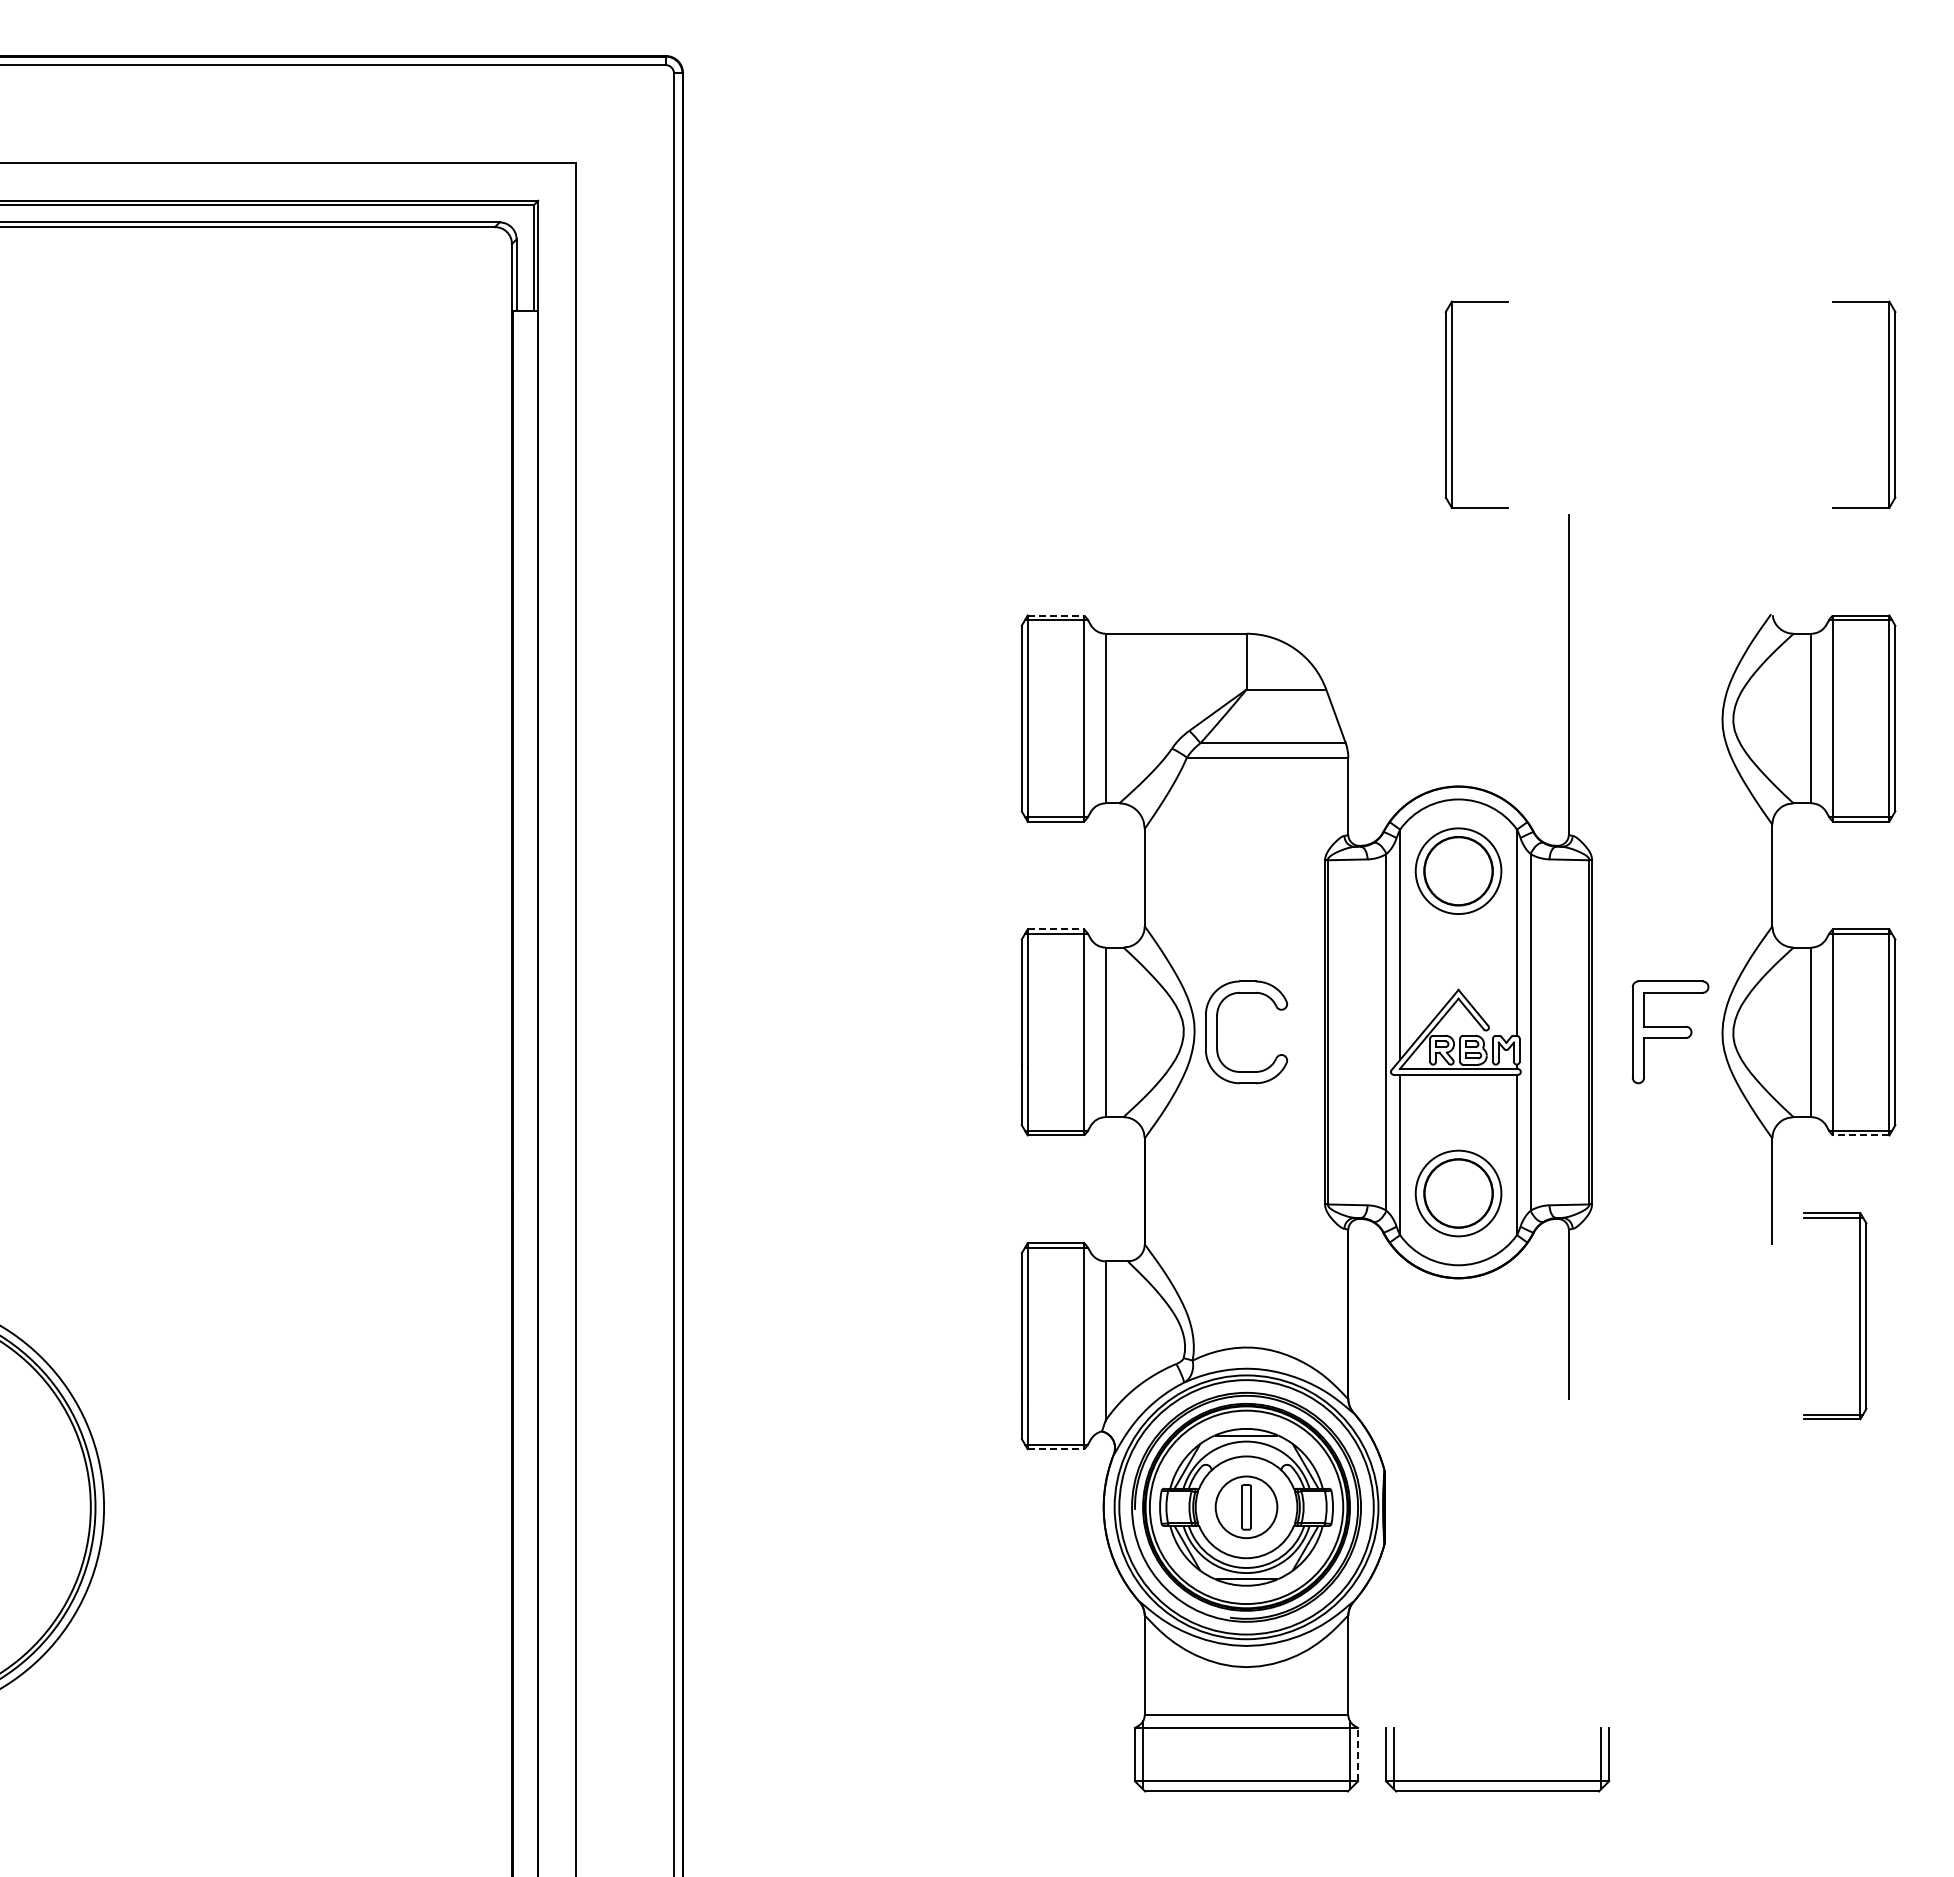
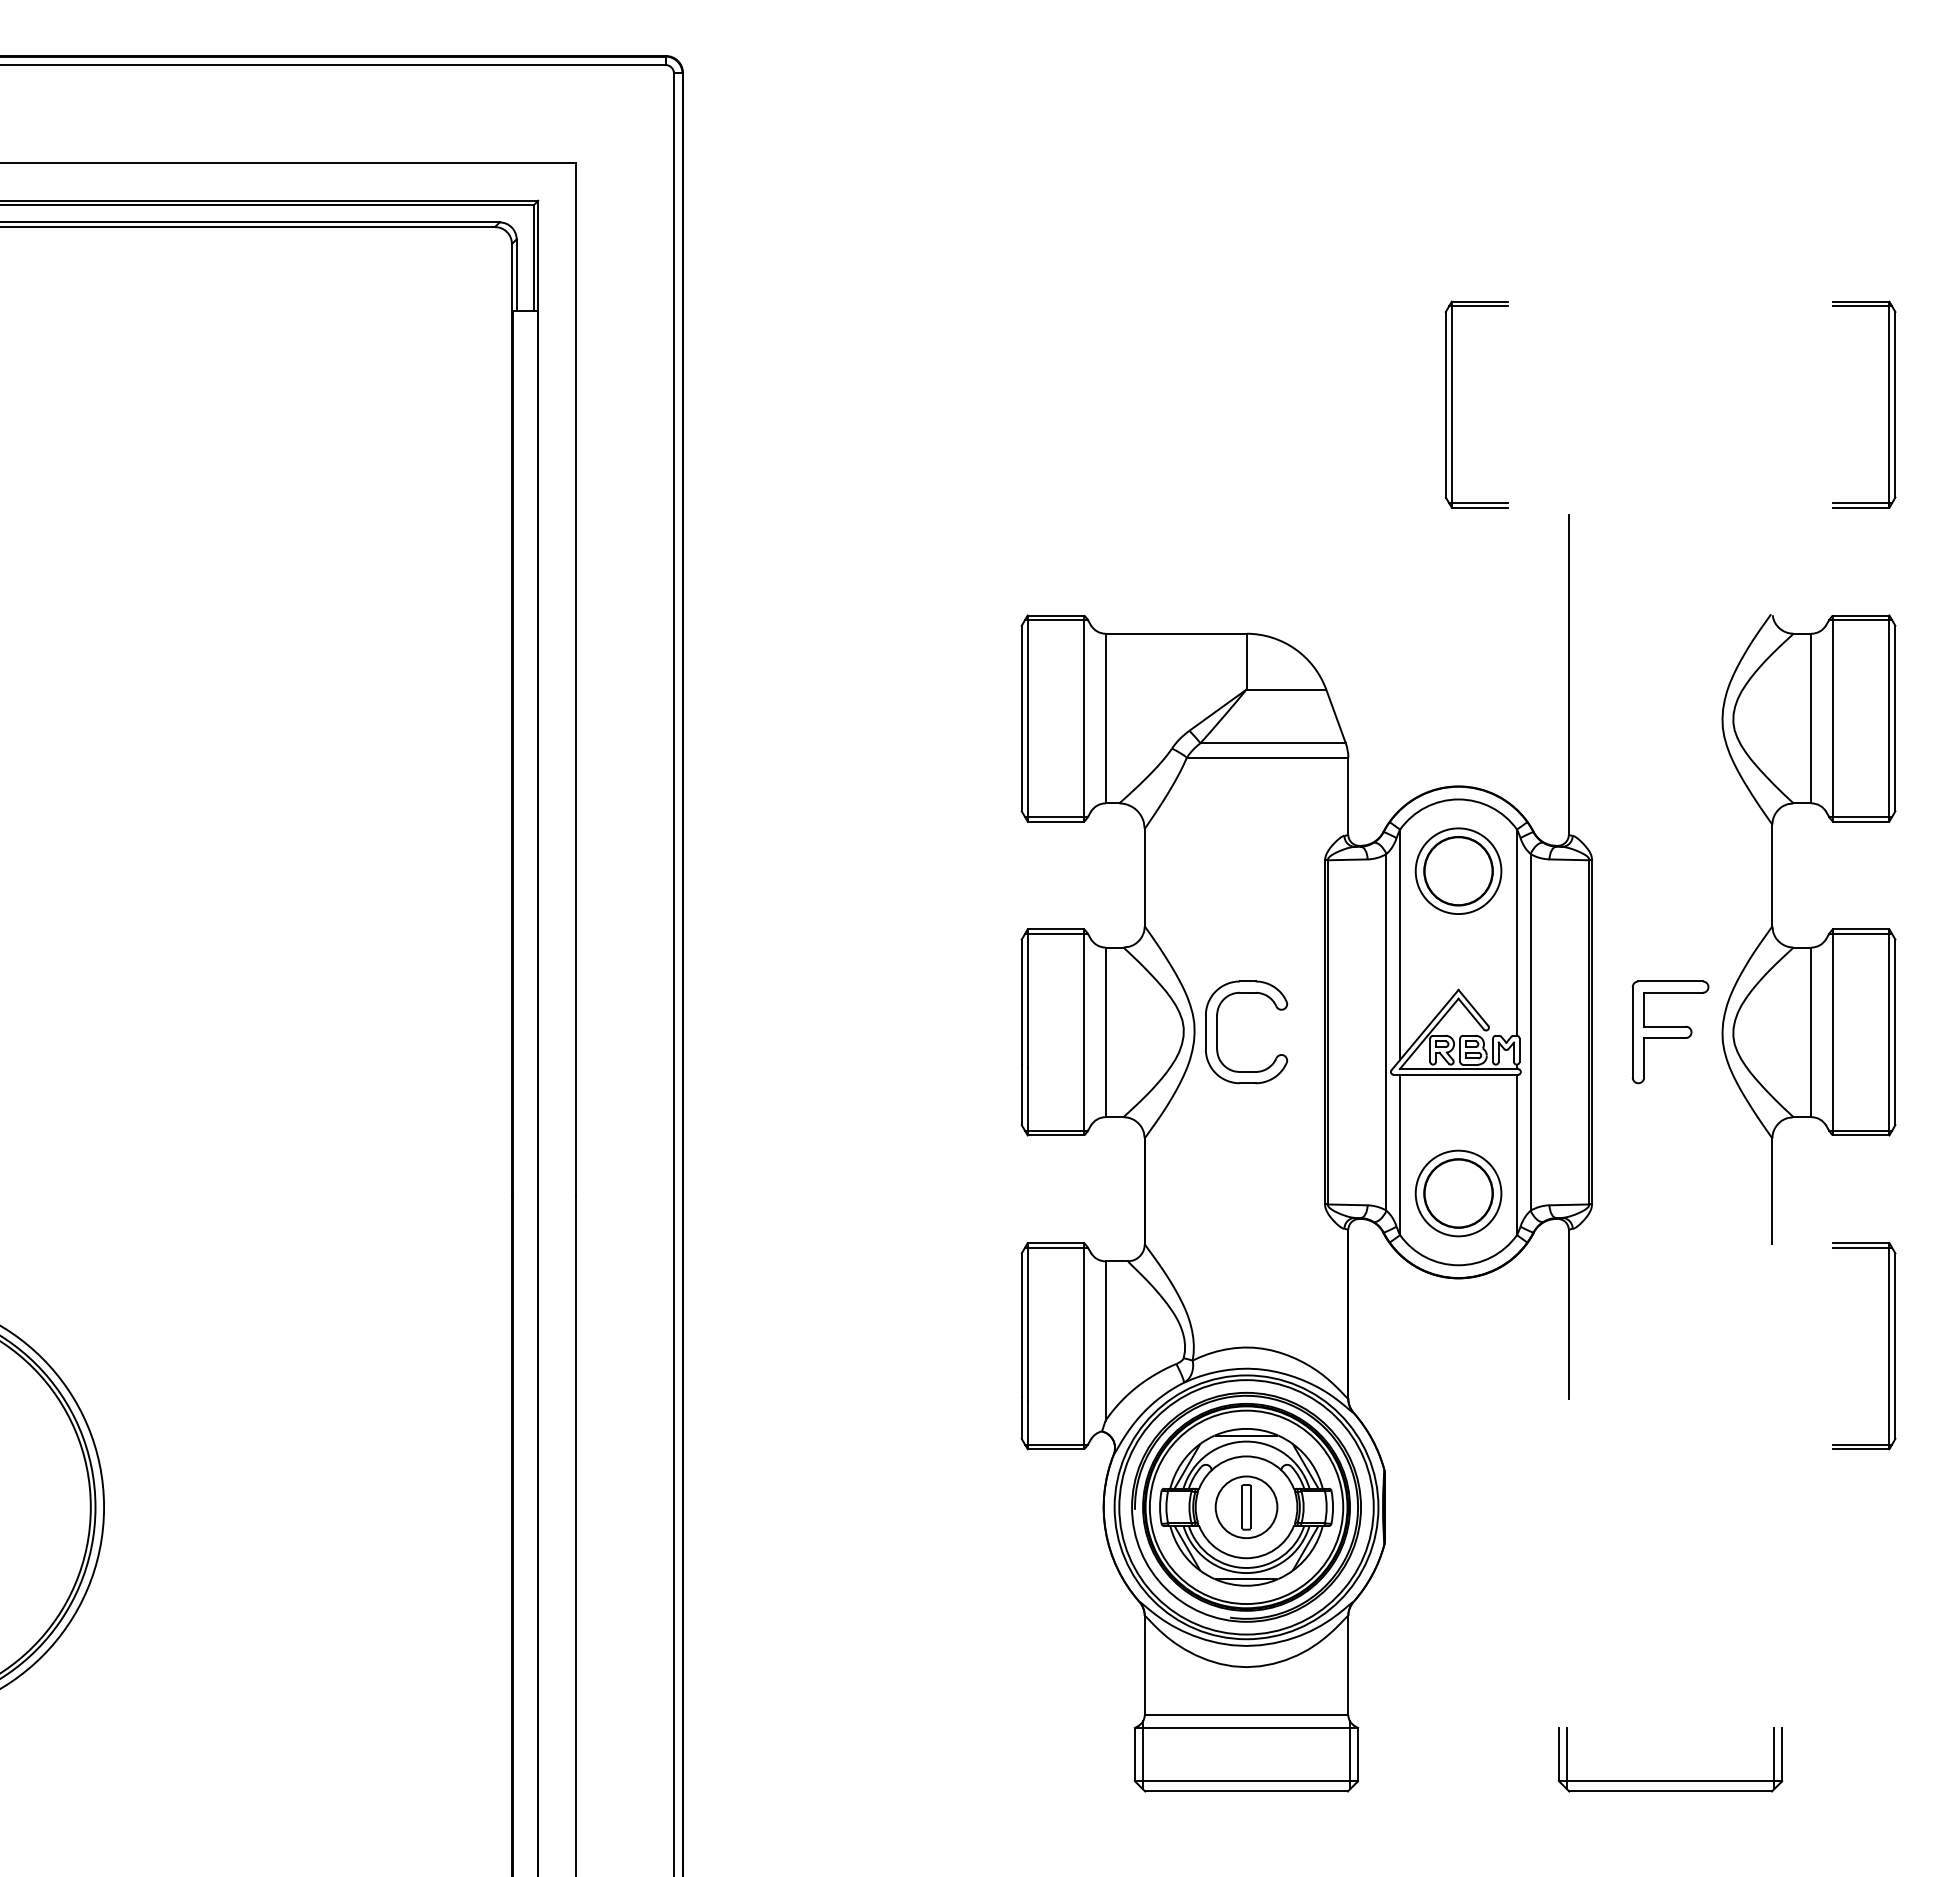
line: none -> present (1478, 306)
line: none -> present (1862, 306)
line: none -> present (1478, 503)
line: none -> present (1862, 503)
line: dashed -> solid (1056, 615)
line: dashed -> solid (1056, 929)
line: dashed -> solid (1860, 1135)
part position: (1859, 1316) -> (1888, 1346) (1888, 1346)
line: dashed -> solid (1056, 1449)
line: dashed -> solid (1358, 1754)
part position: (1497, 1780) -> (1670, 1780) (1670, 1780)
